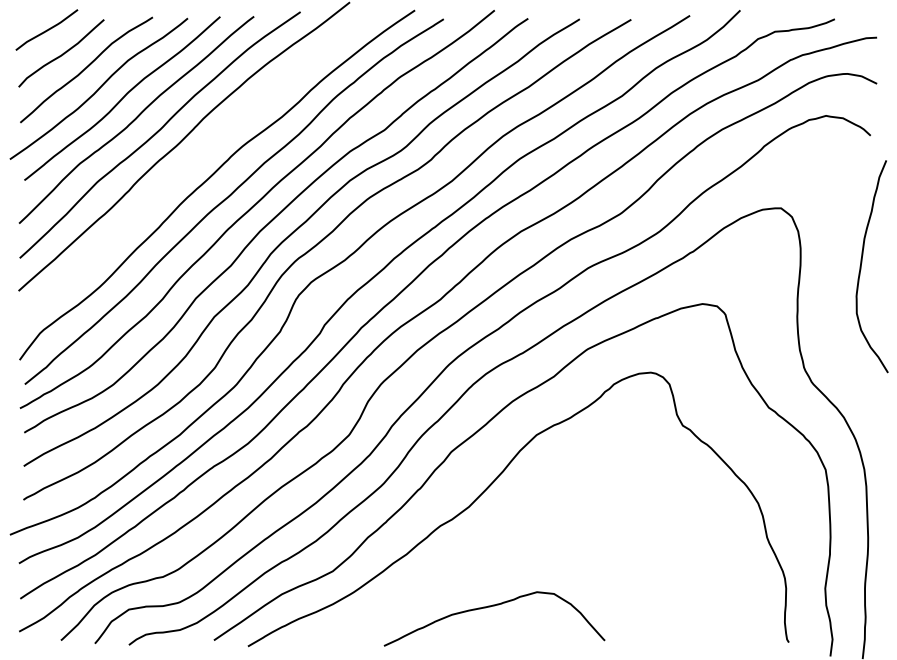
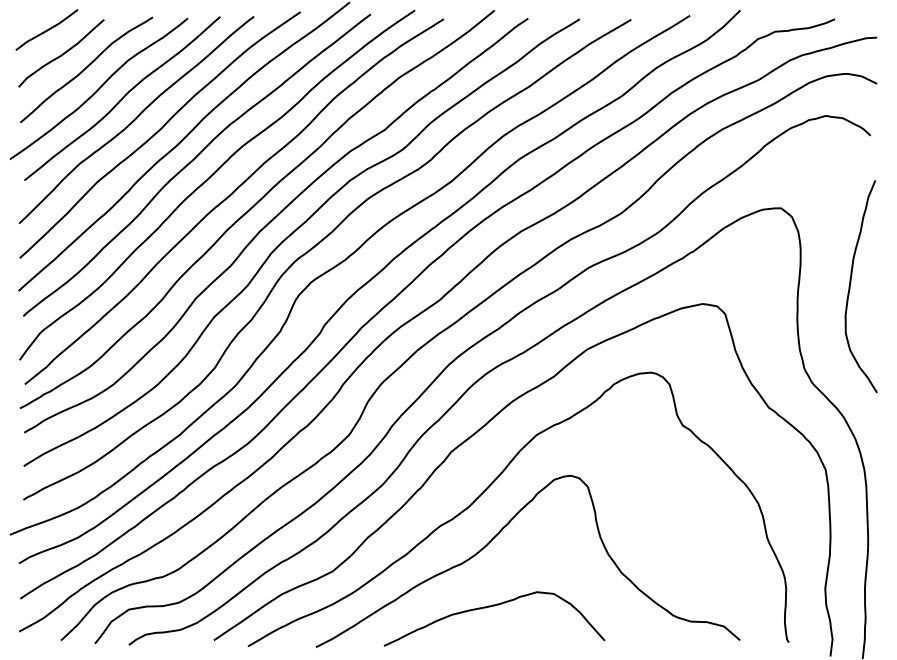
curve: none -> present (194, 160)
curve position: (862, 262) -> (851, 282) (851, 282)
curve: none -> present (500, 532)
